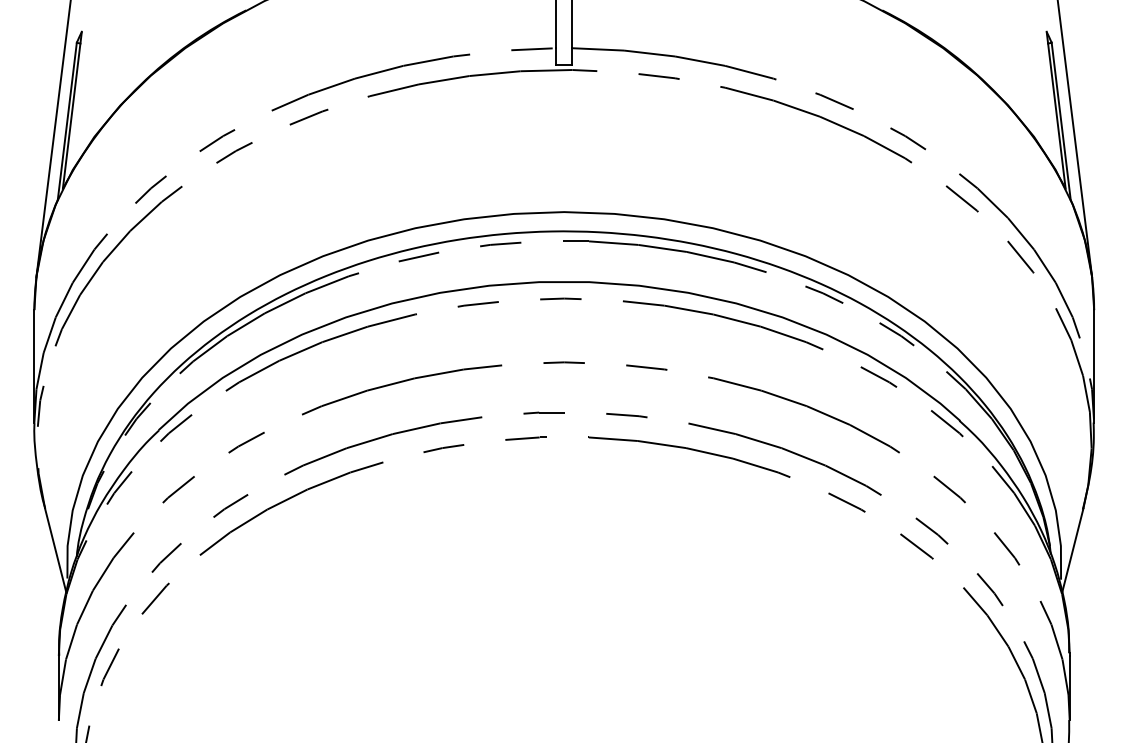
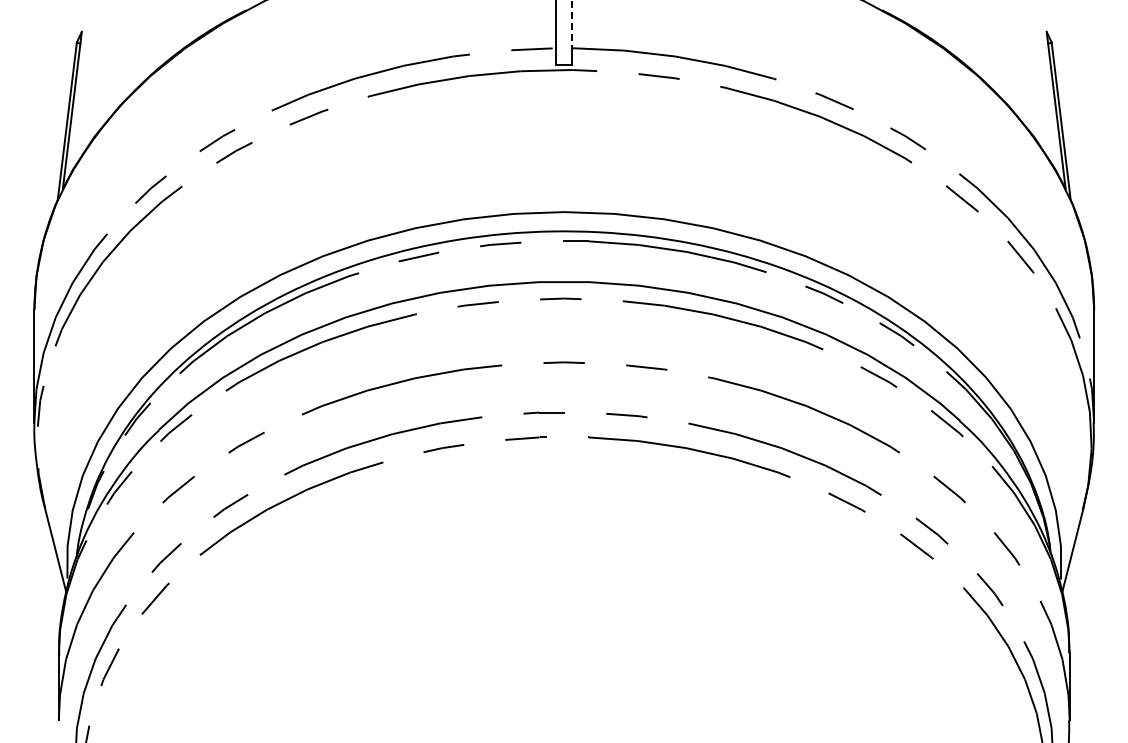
line: solid -> dashed (572, 24)
line: present -> none (53, 139)
line: present -> none (1074, 139)
